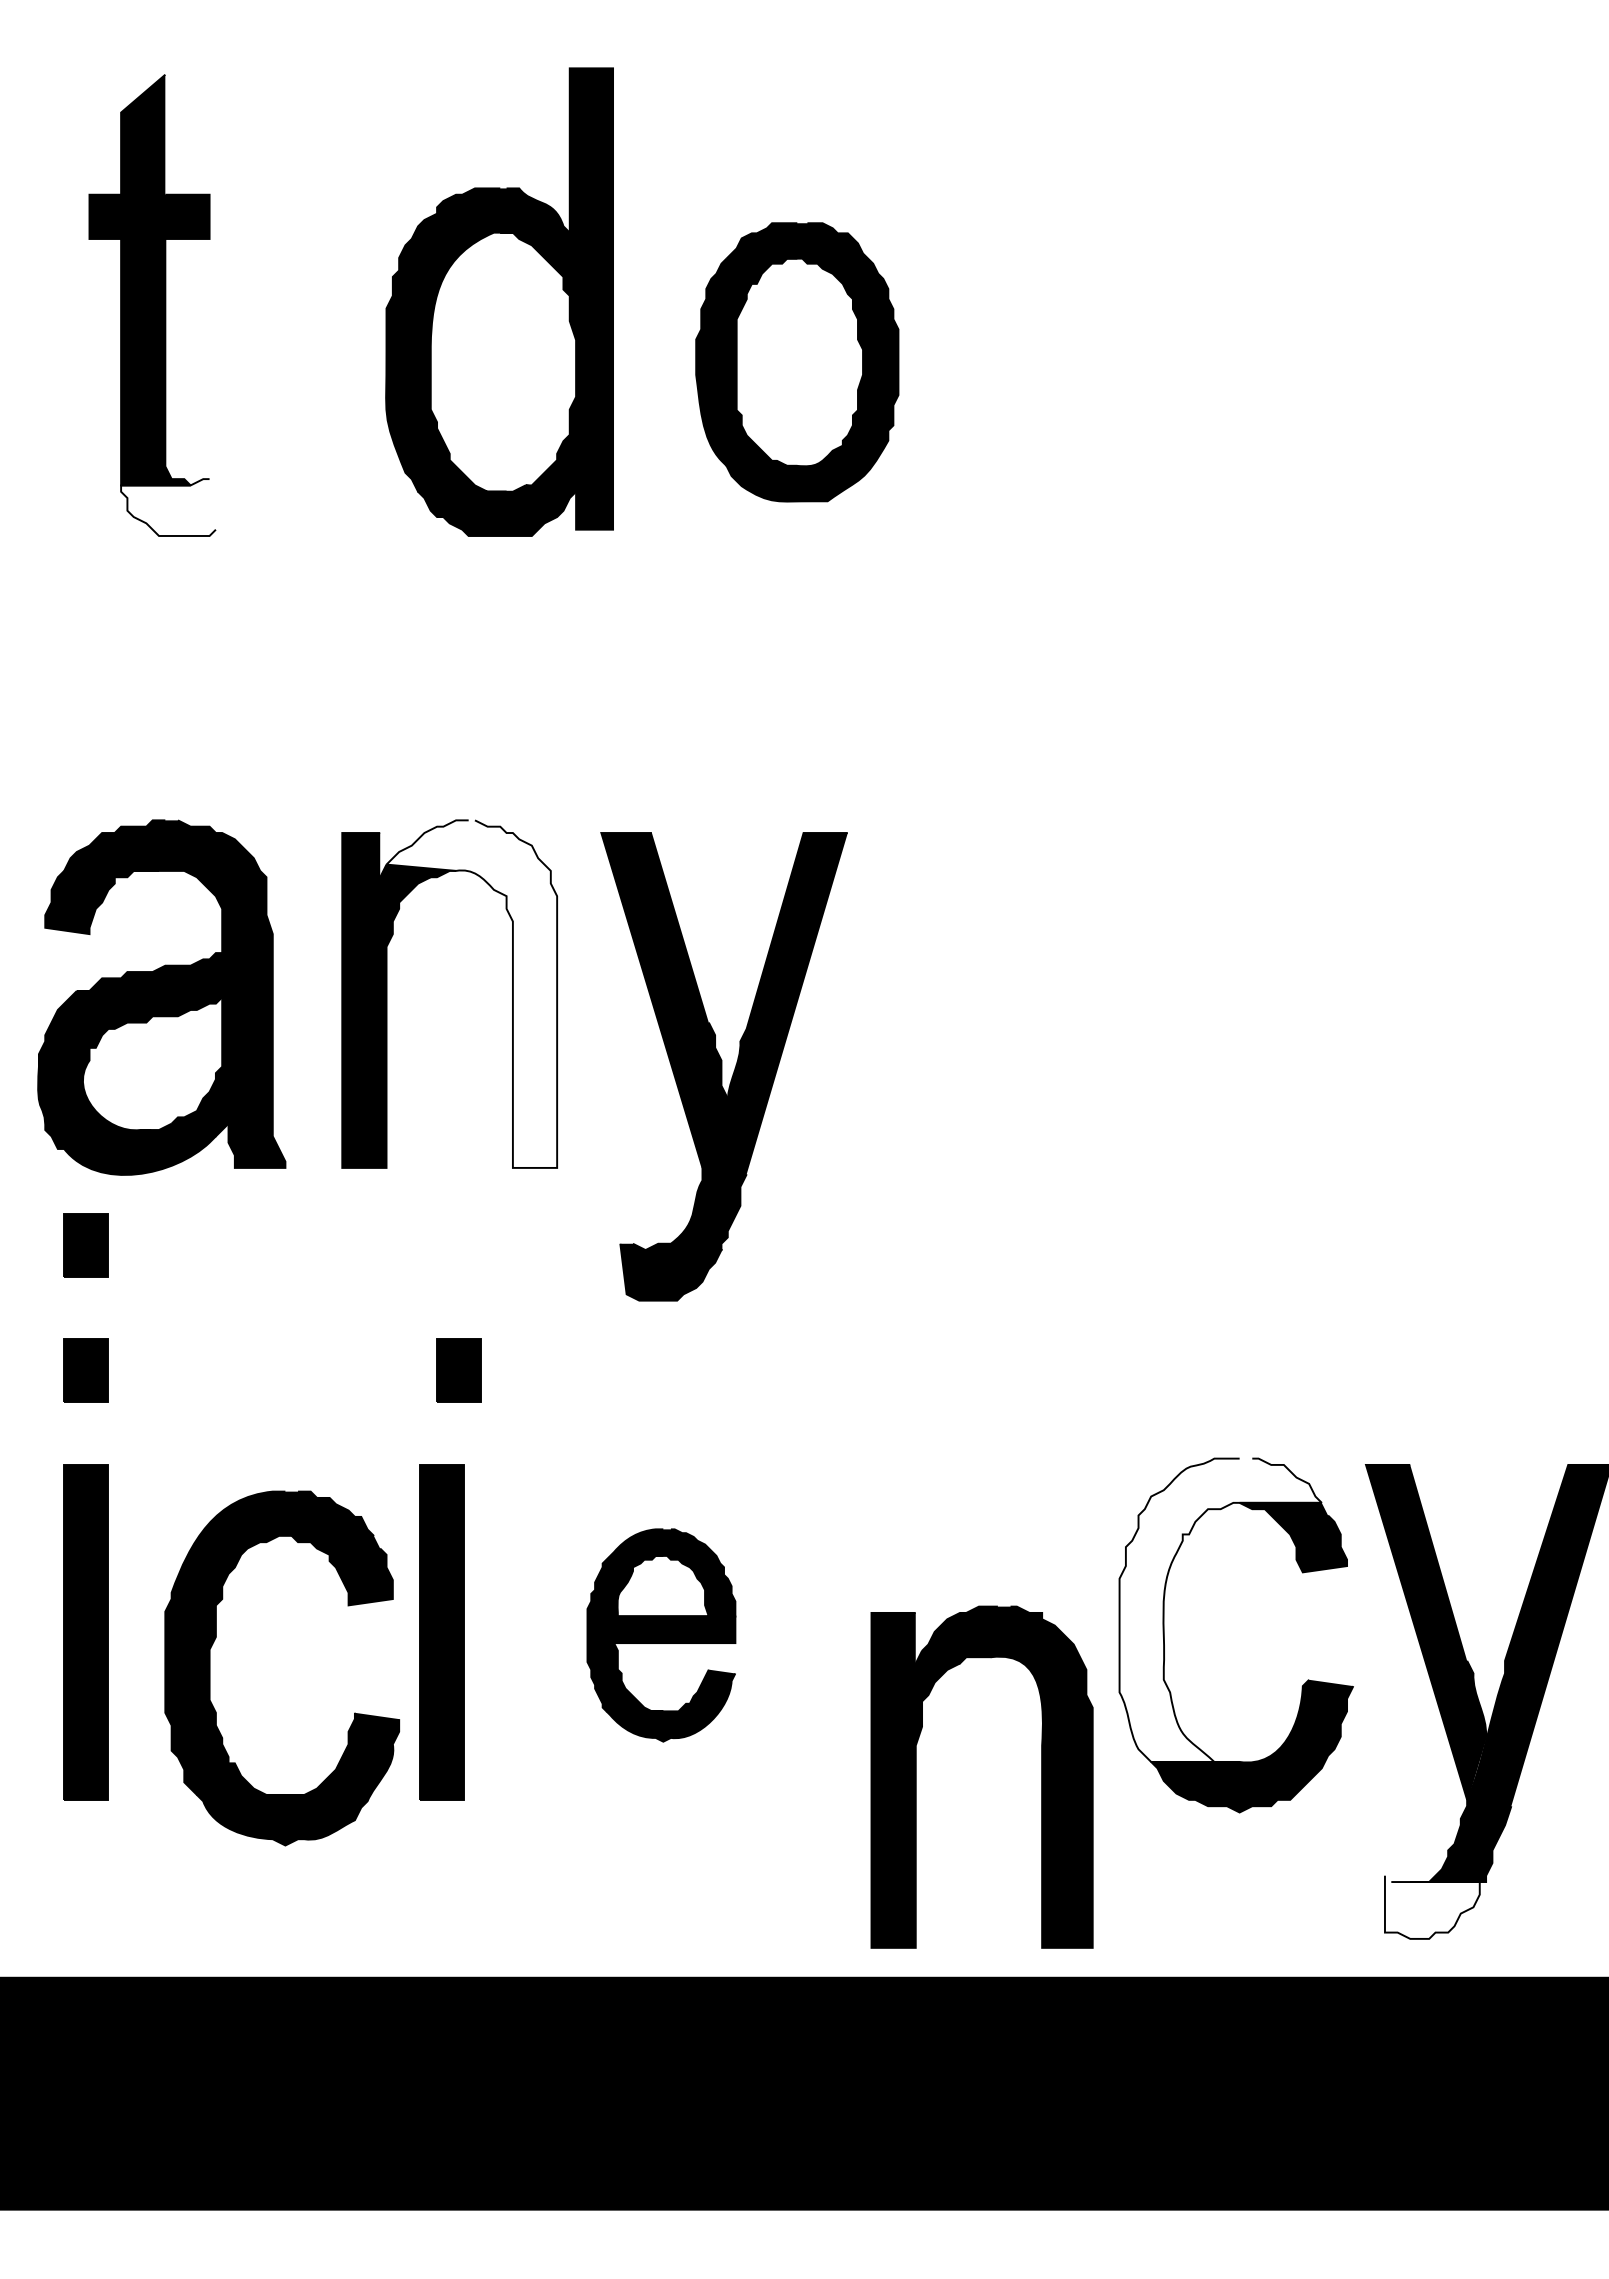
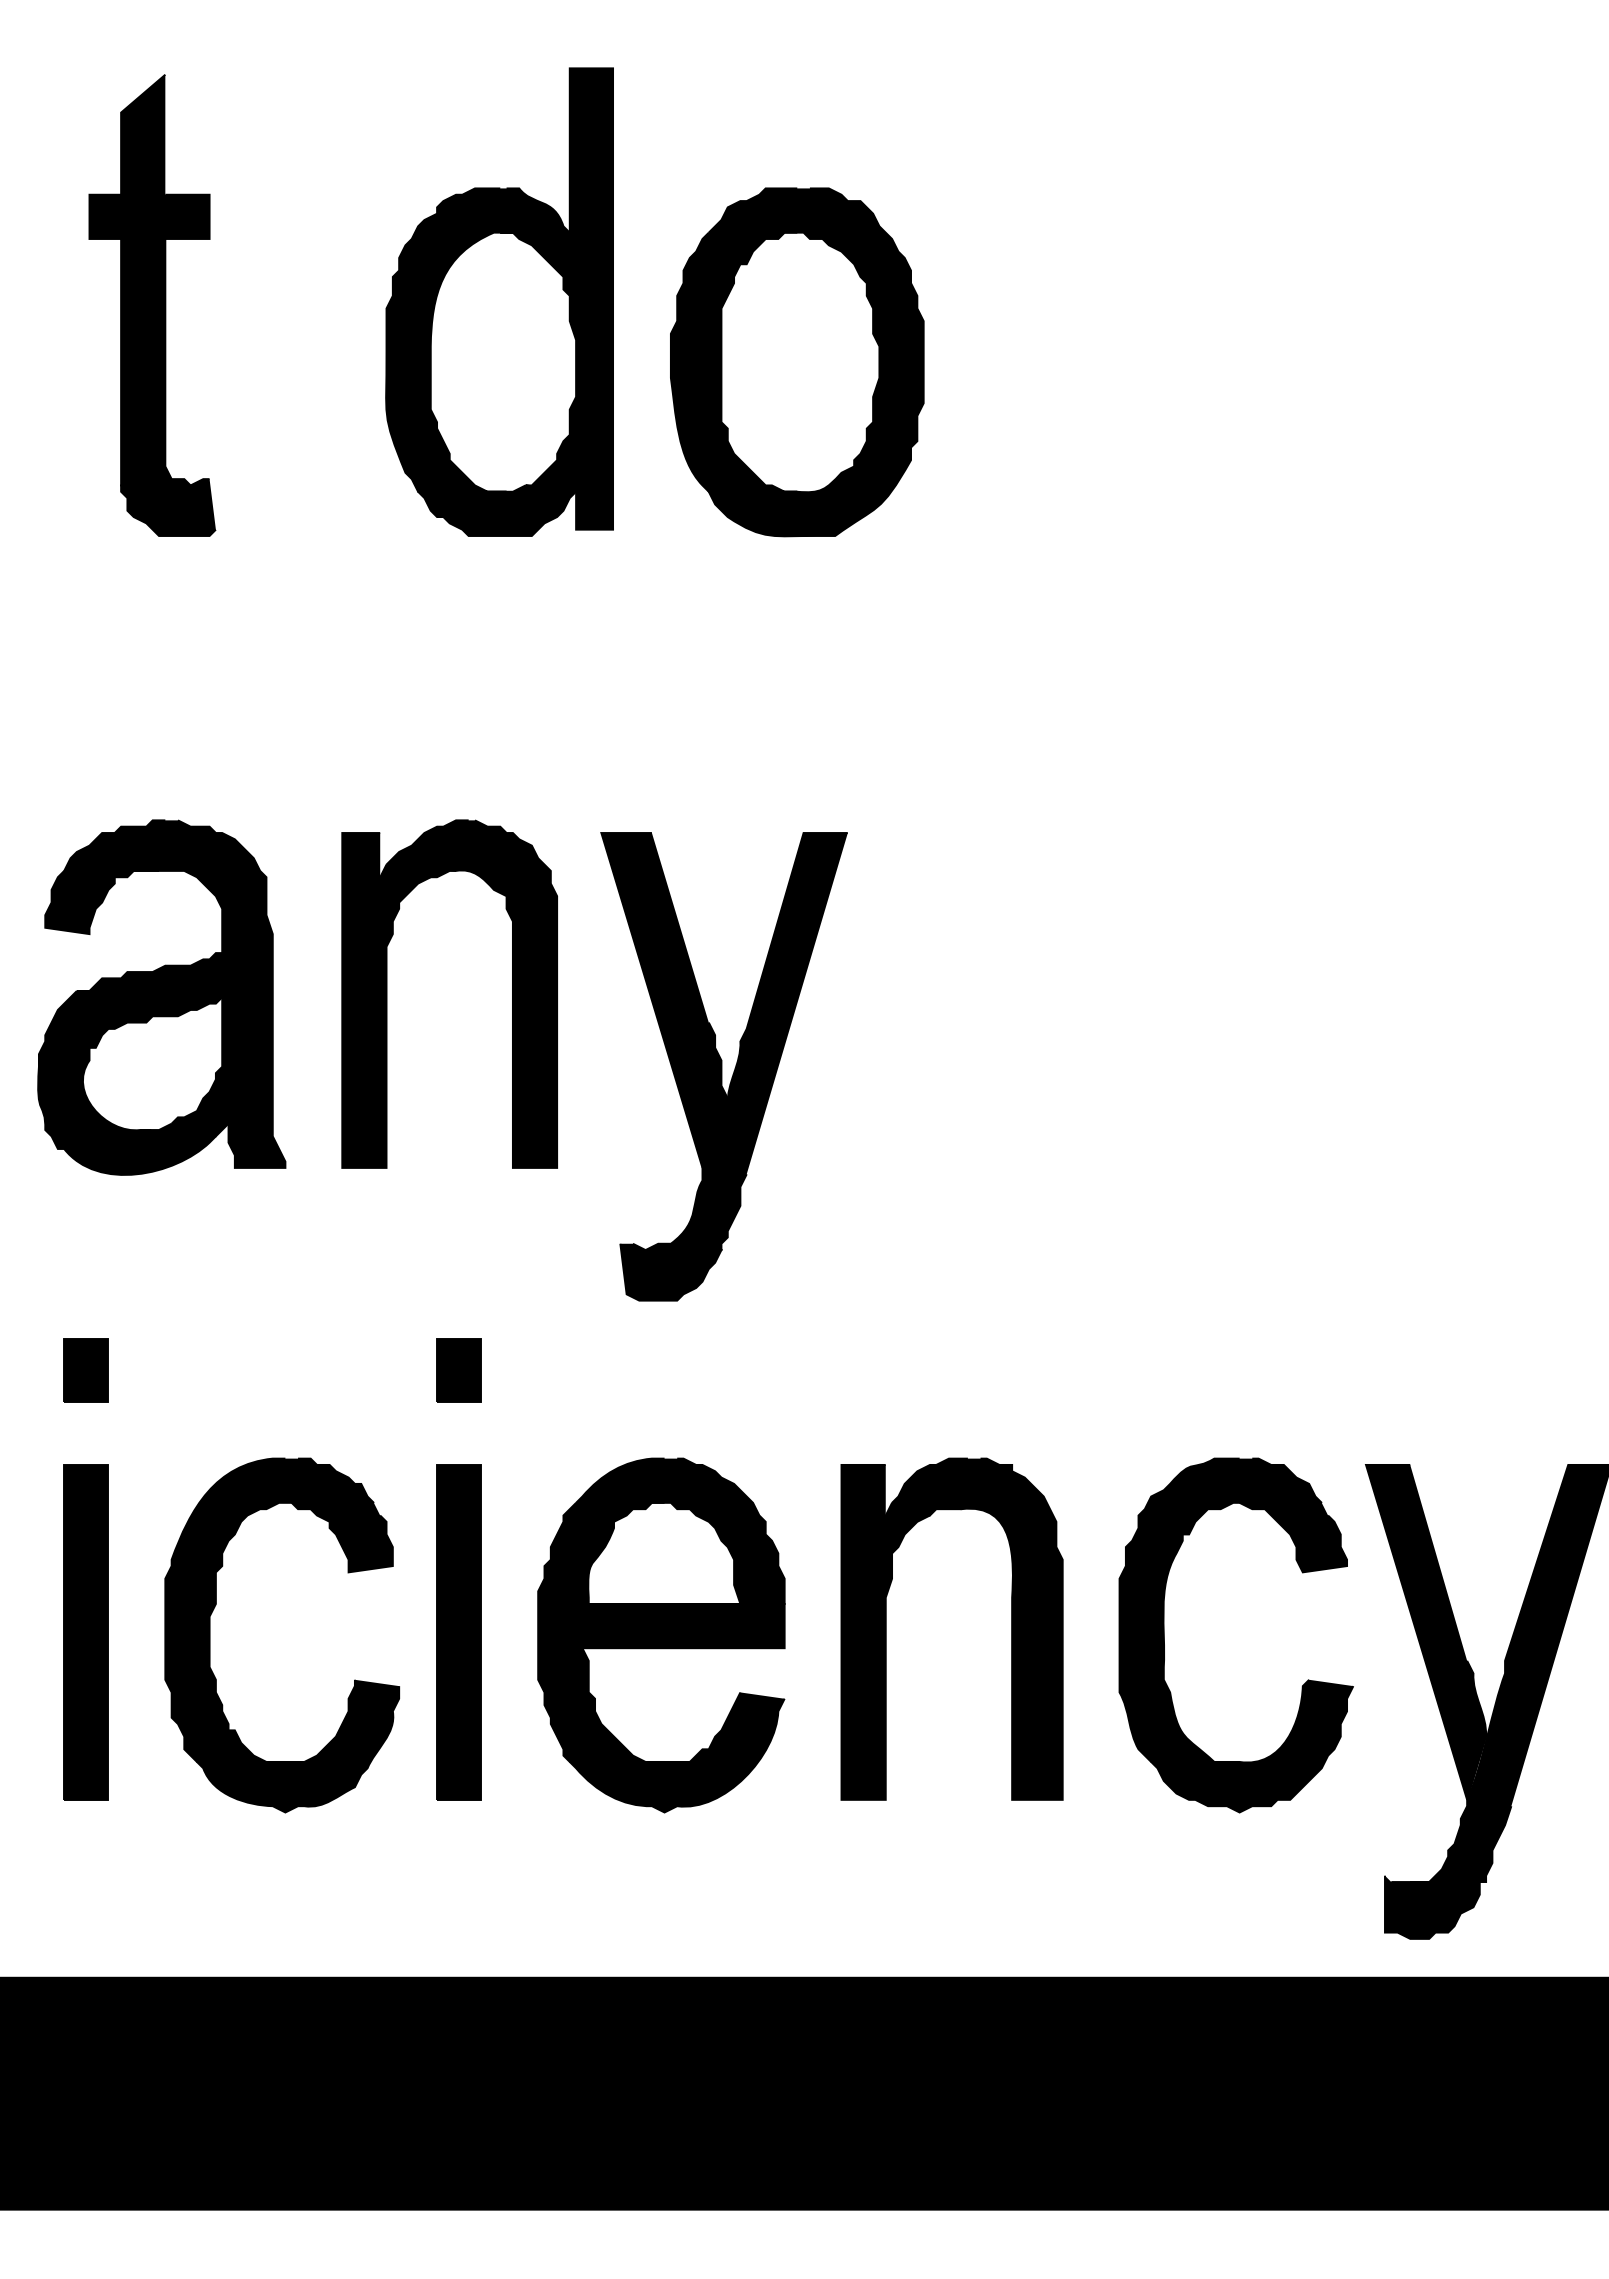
part size: 205x281 px -> 255x351 px (797, 362)
fill: none -> present (168, 507)
fill: none -> present (471, 993)
part: present -> none (85, 1245)
fill: none -> present (1220, 1609)
part position: (441, 1632) -> (458, 1632) (458, 1632)
part size: 151x215 px -> 249x357 px (661, 1635)
part position: (210, 1668) -> (210, 1635) (210, 1635)
part position: (1041, 1776) -> (1011, 1628) (1011, 1628)
fill: none -> present (1431, 1906)
